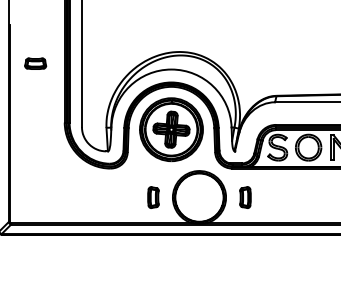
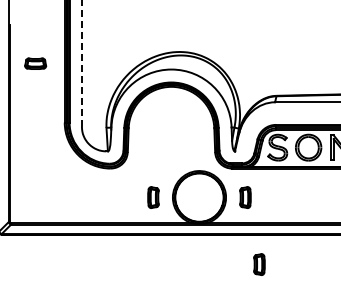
line: solid -> dashed (81, 63)
part: present -> none (171, 129)
part: none -> present (259, 264)
